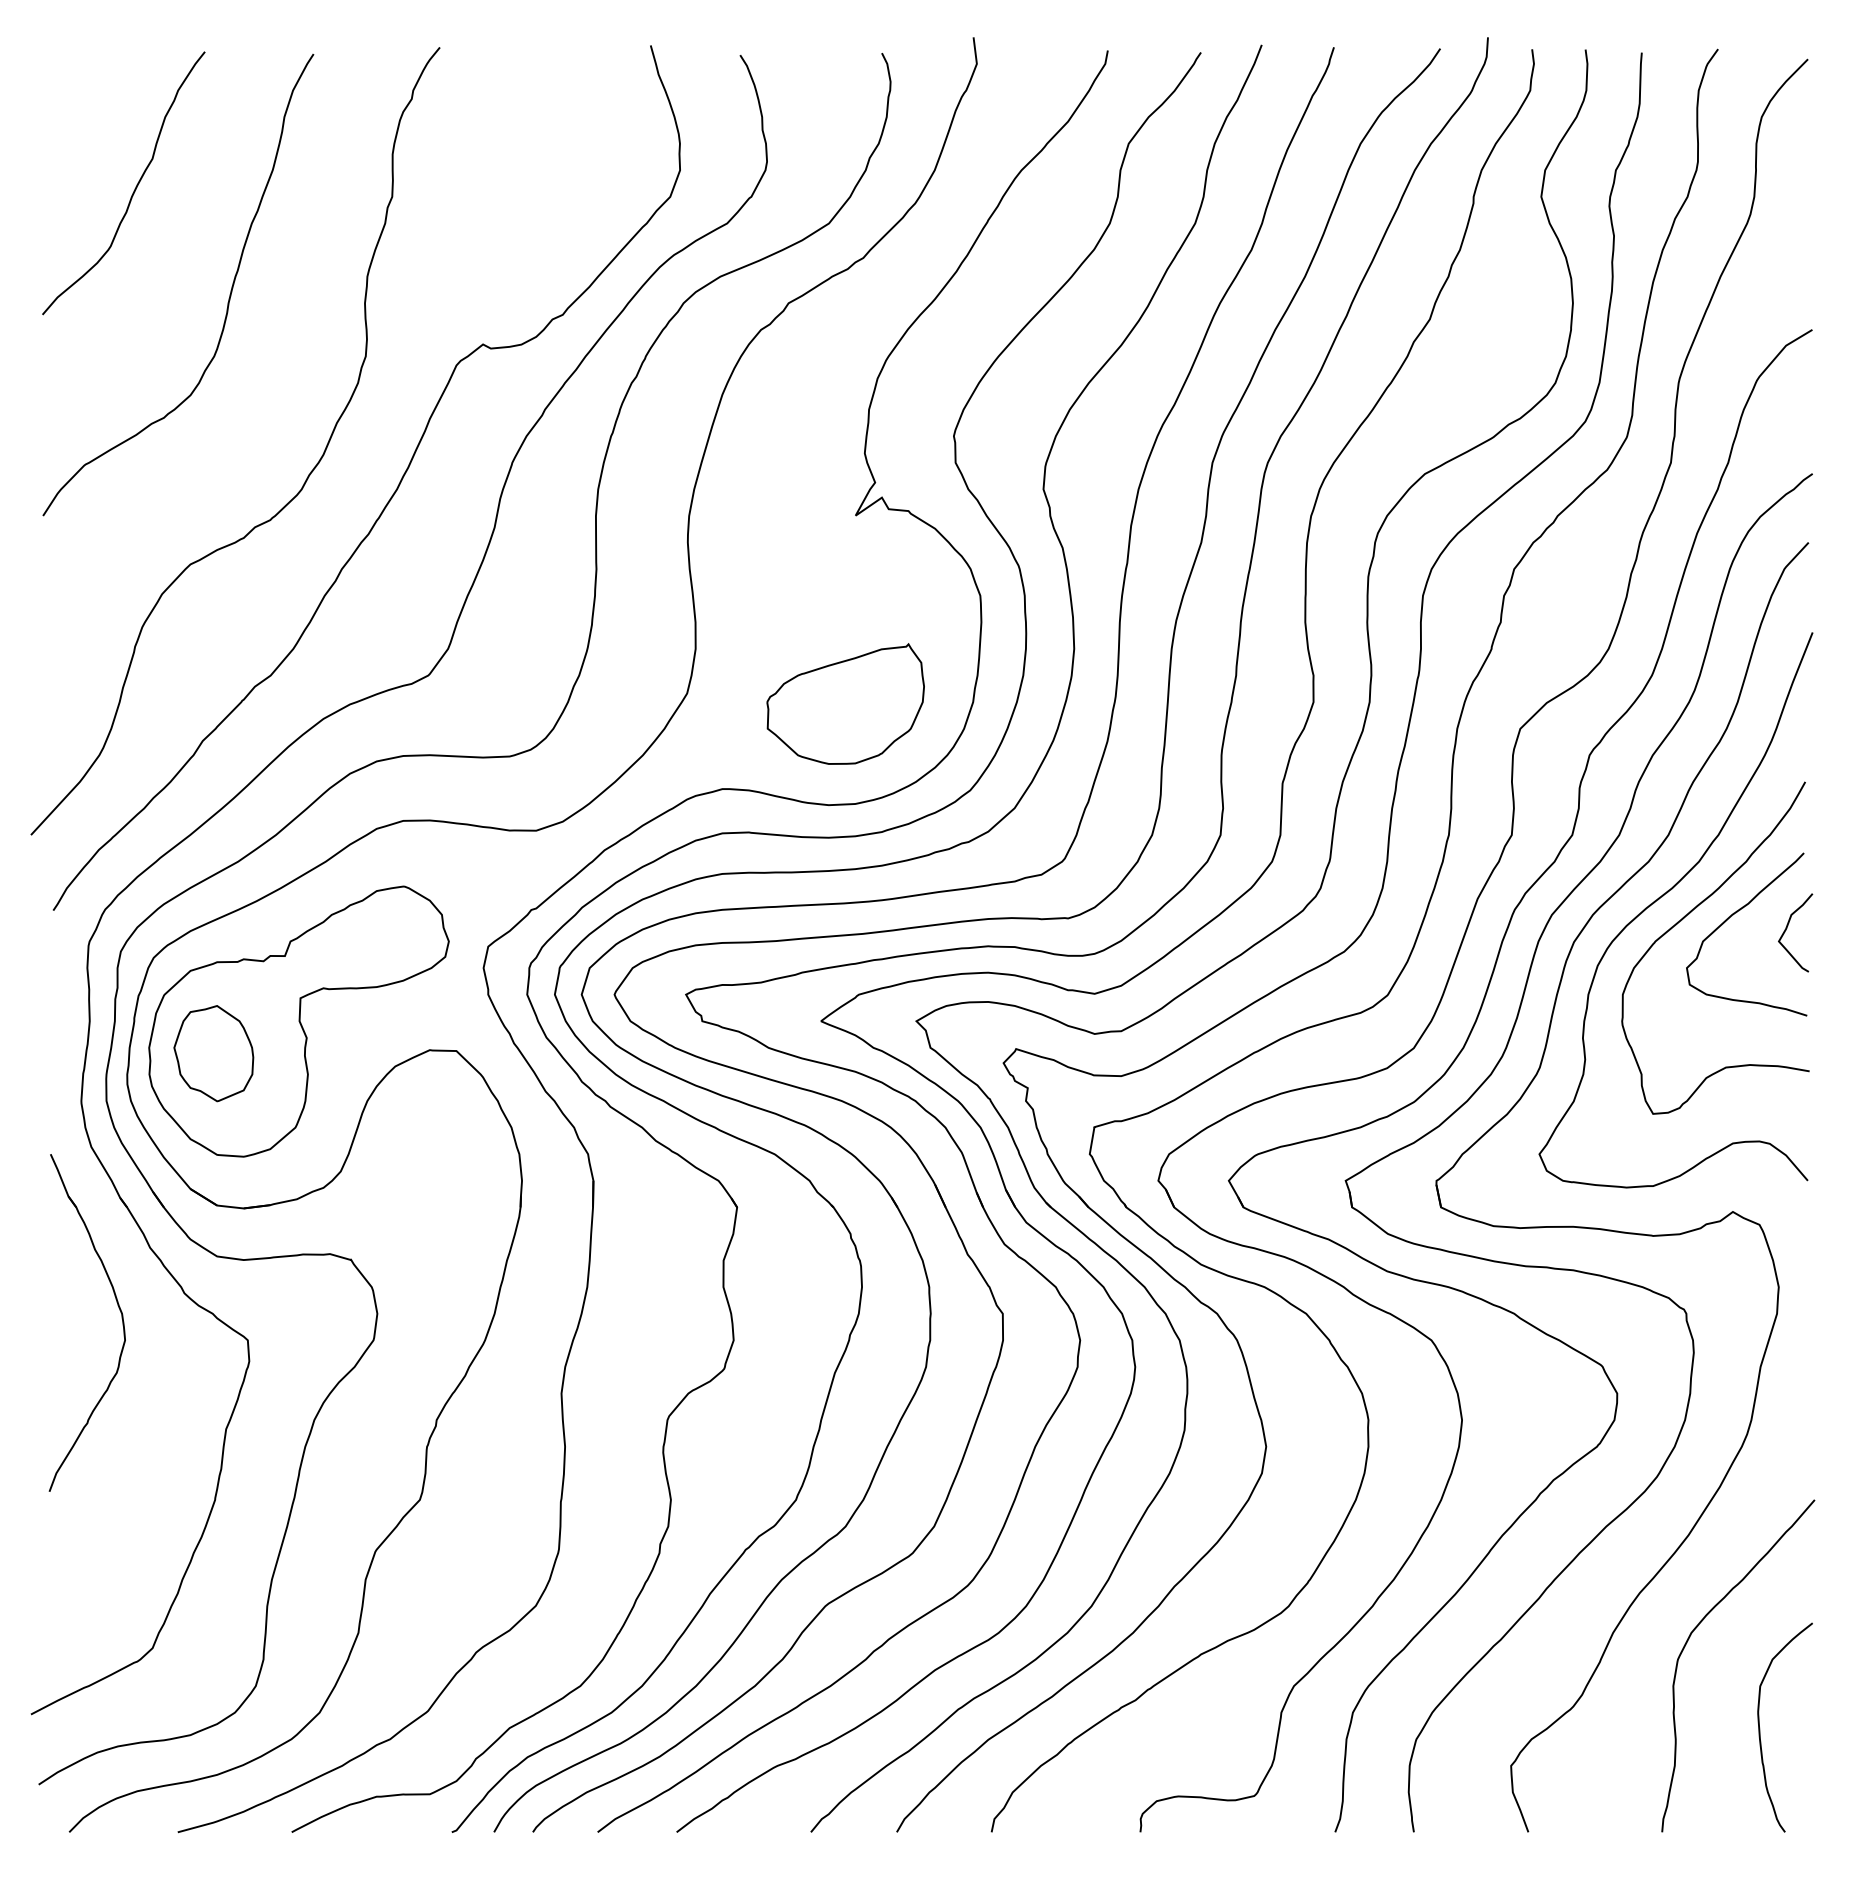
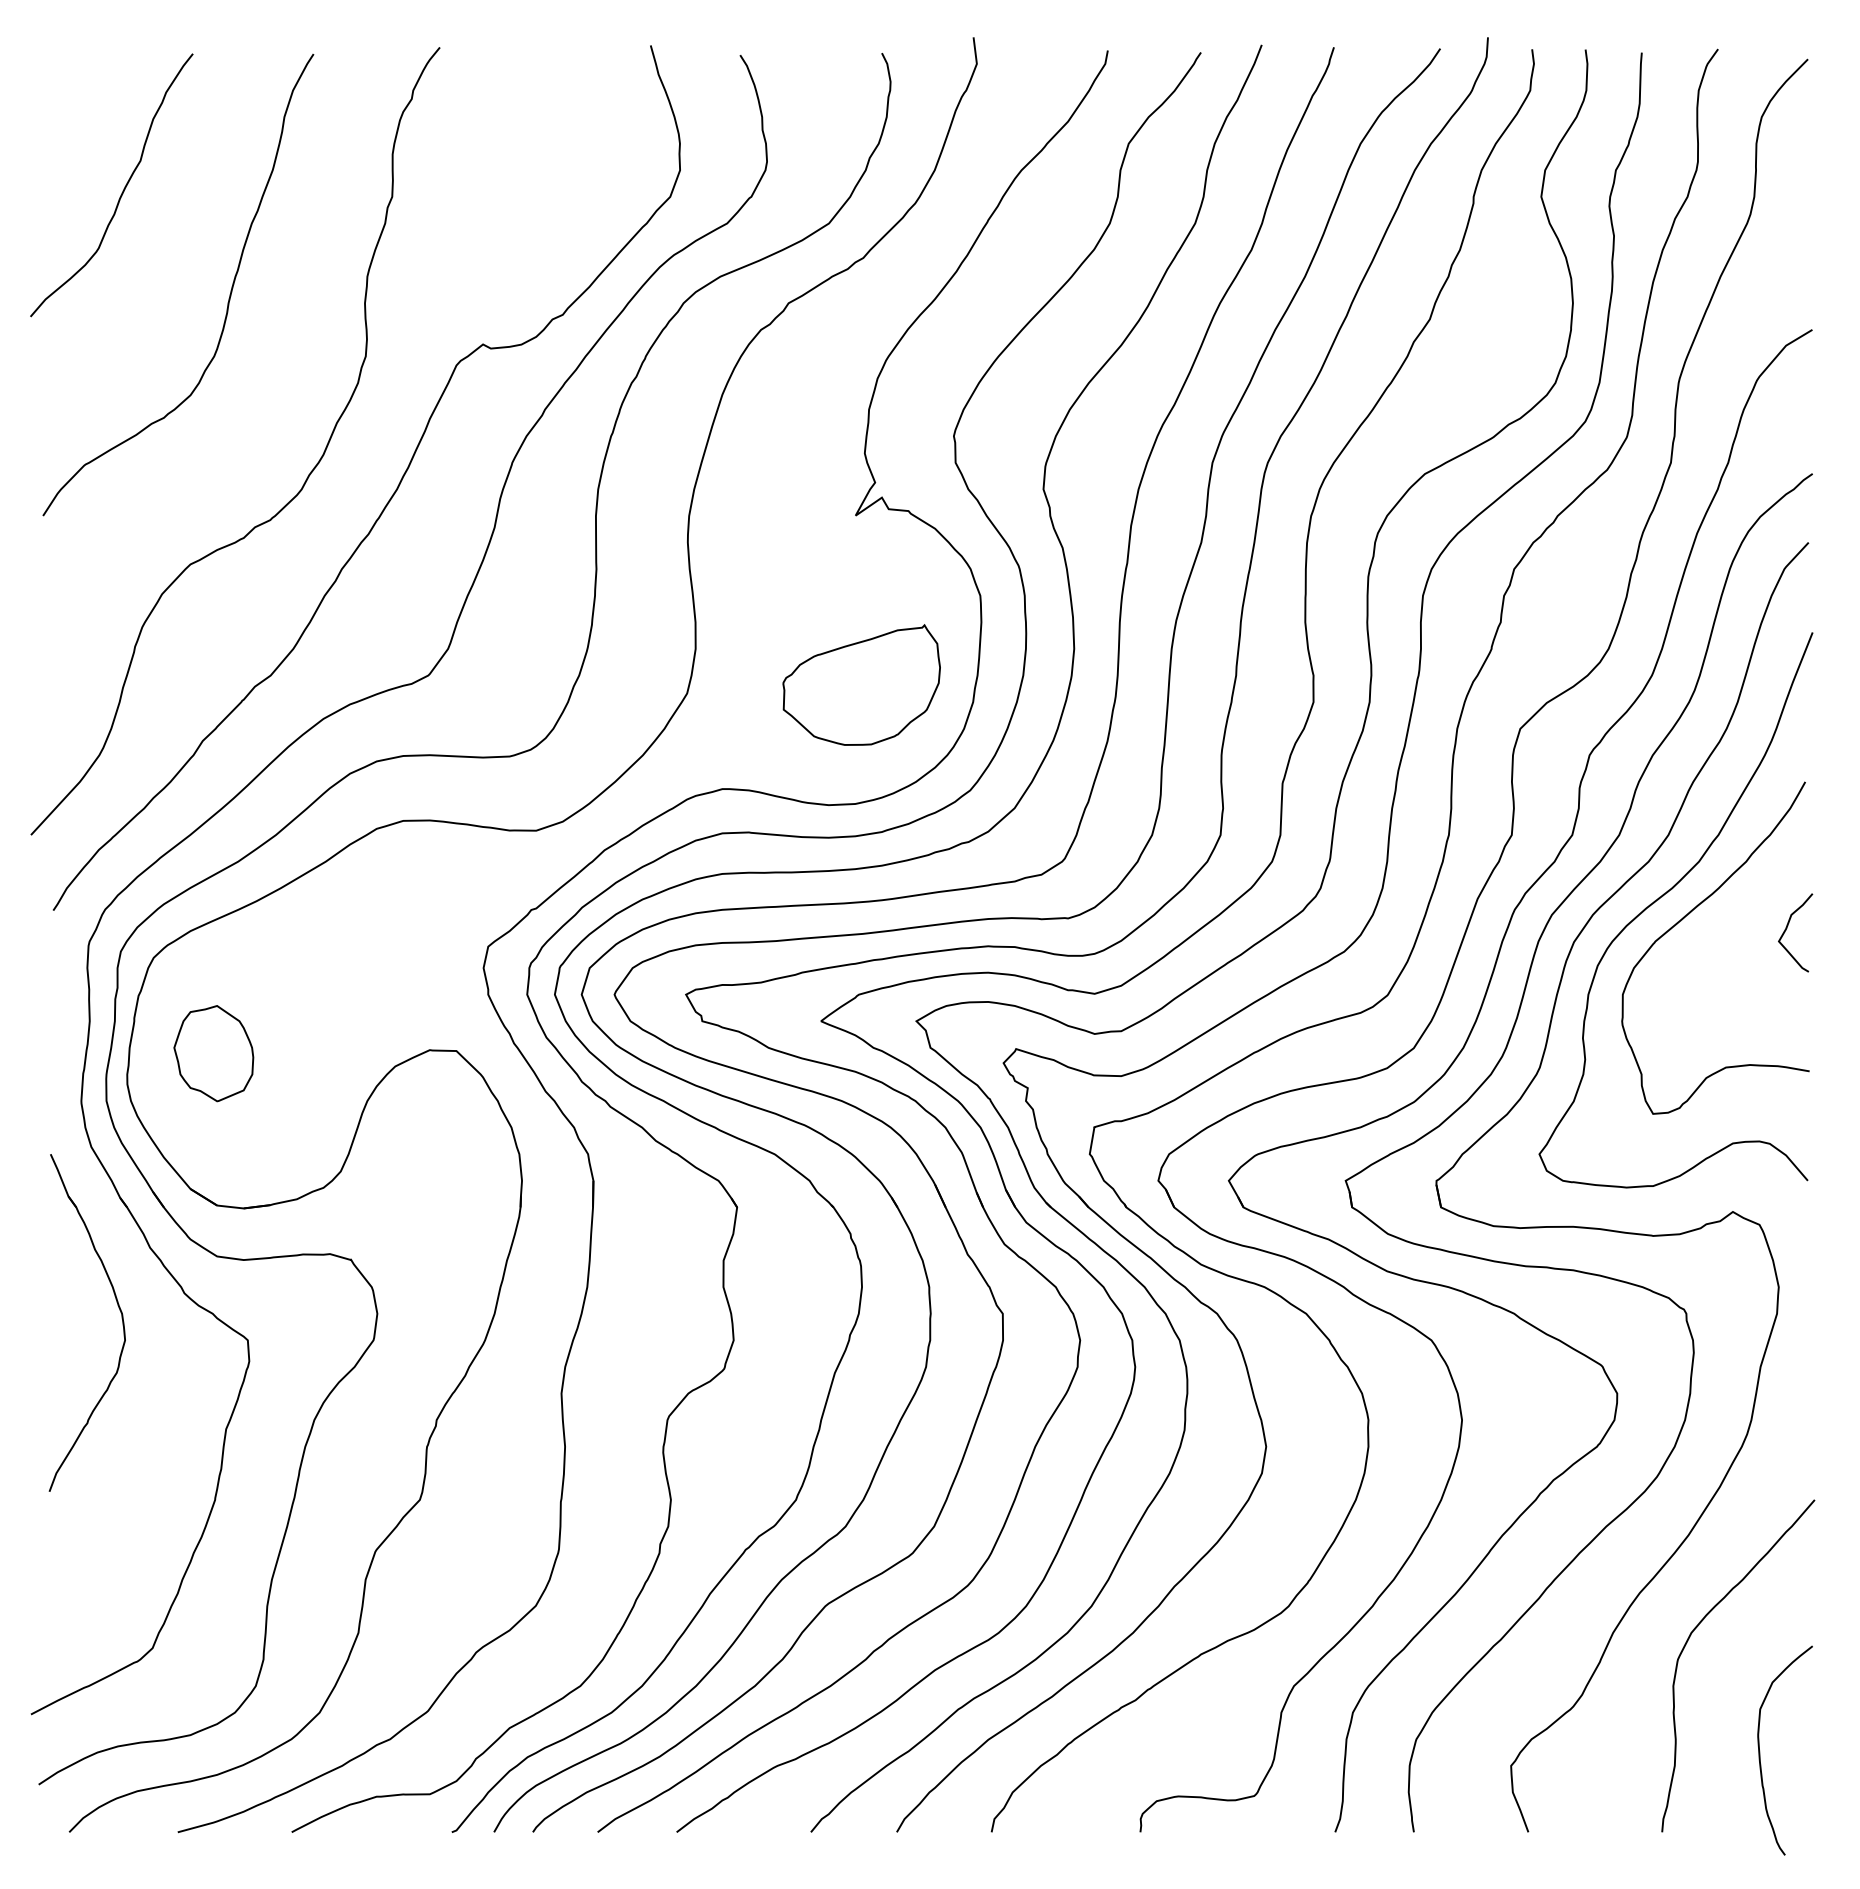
curve position: (134, 188) -> (122, 190) (122, 190)
part position: (845, 703) -> (861, 684) (861, 684)
curve: present -> none (1733, 915)
part: present -> none (298, 1021)
curve position: (1760, 1728) -> (1760, 1751) (1760, 1751)
